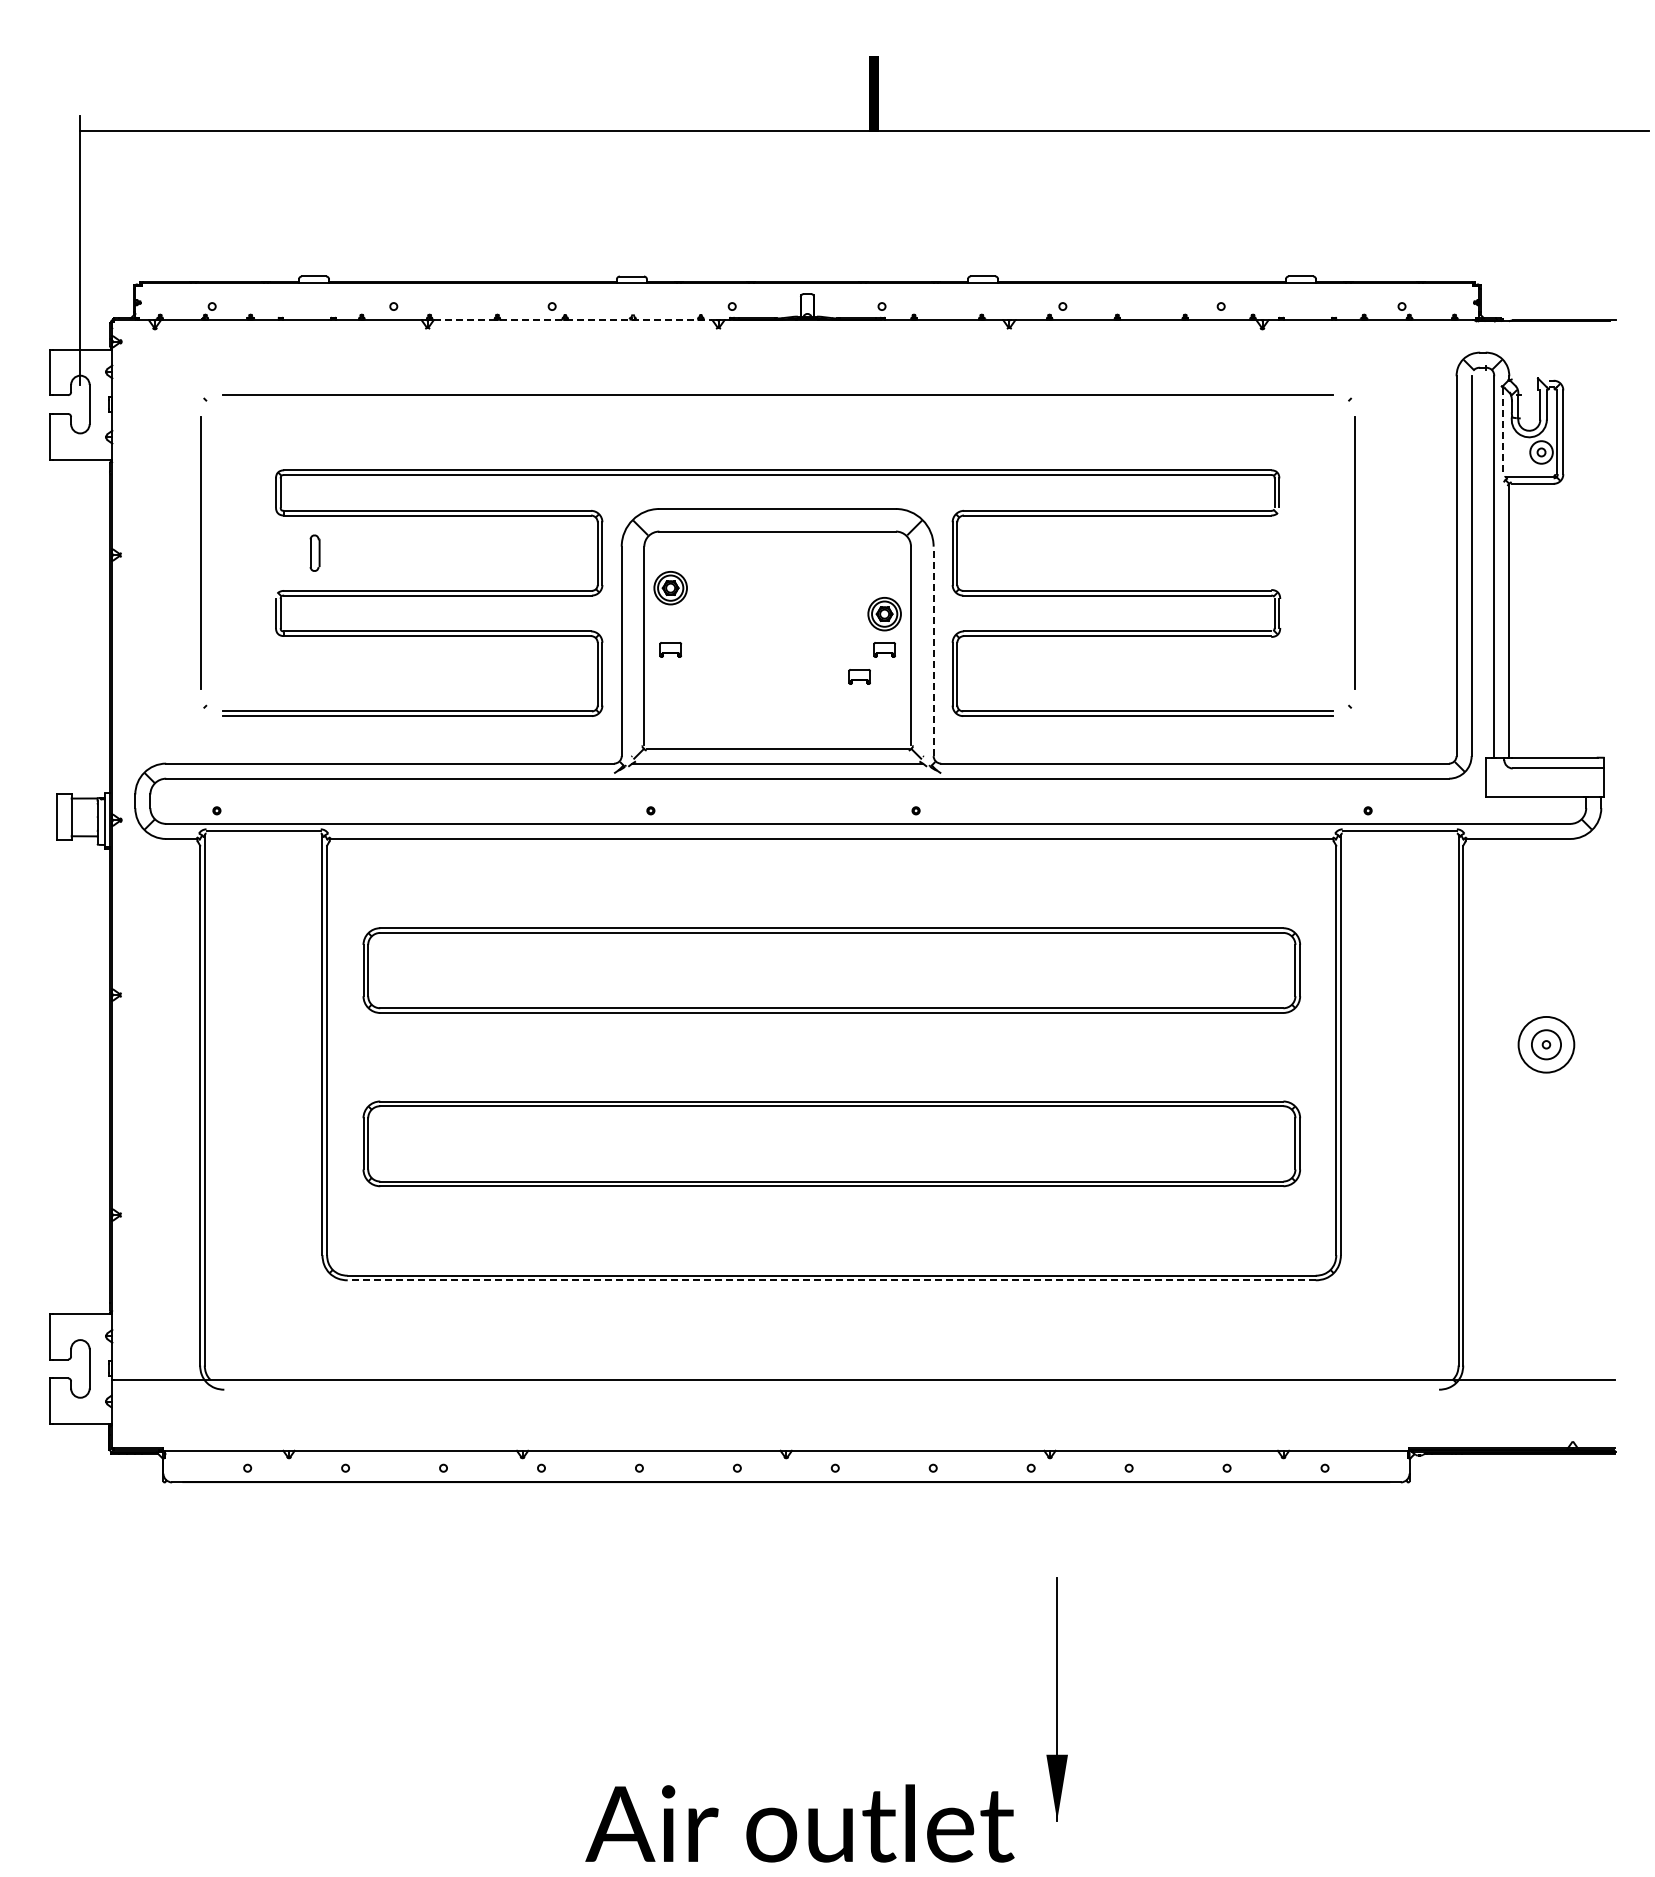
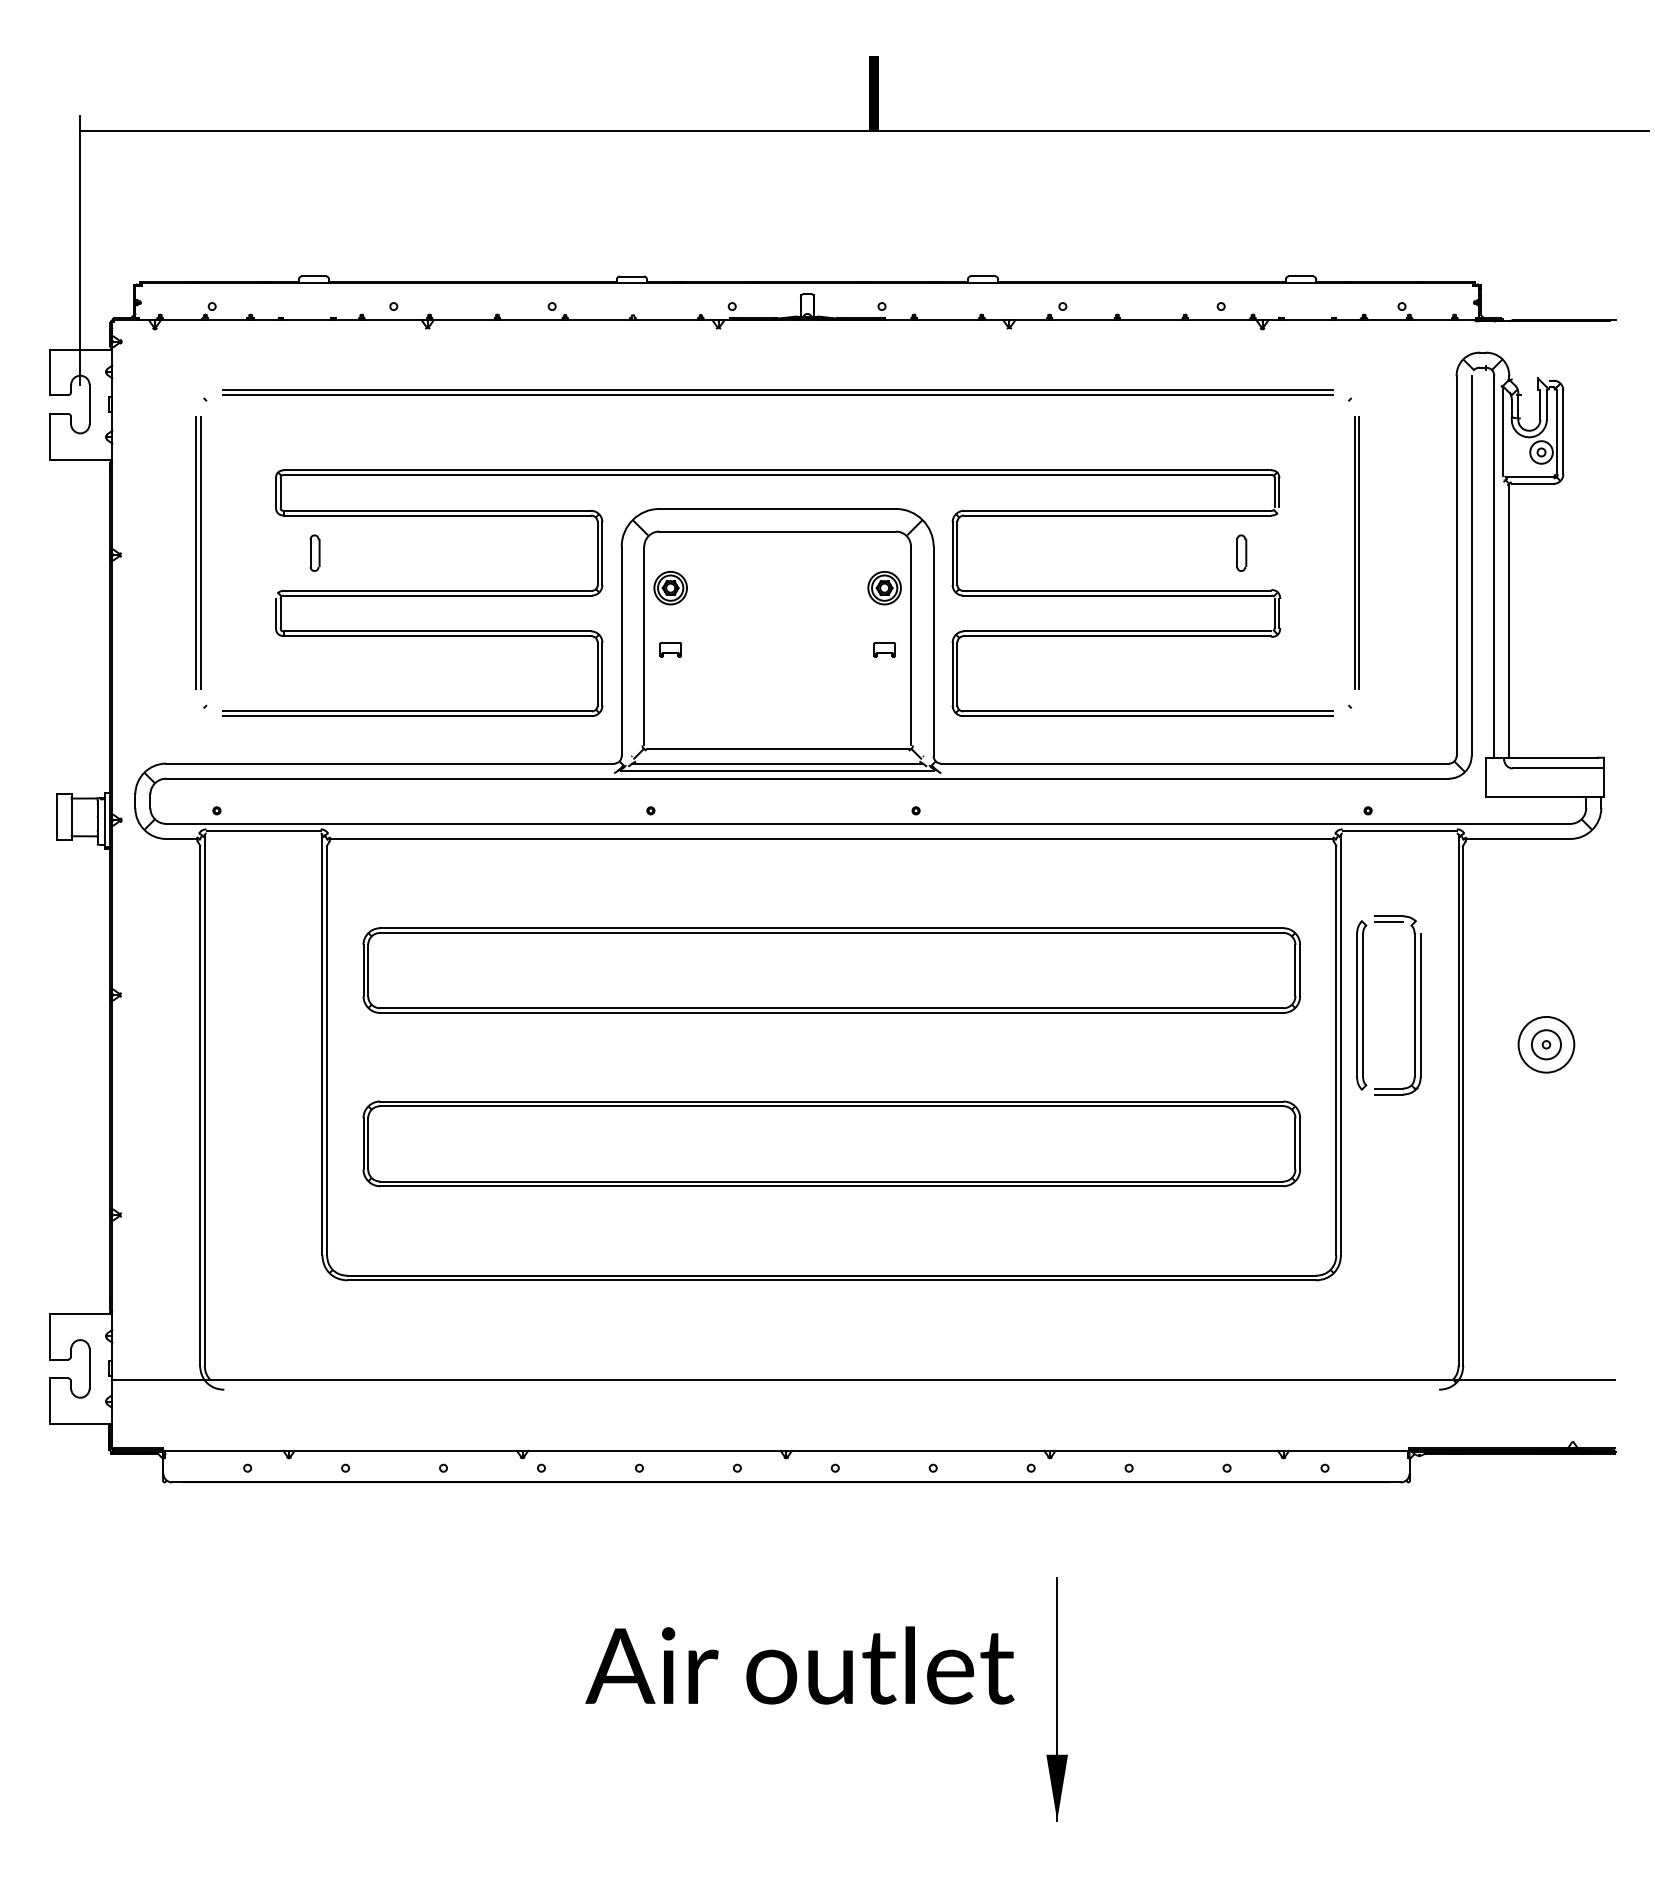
line: dashed -> solid (573, 319)
line: none -> present (777, 390)
line: dashed -> solid (1502, 432)
part: none -> present (1241, 552)
line: none -> present (195, 553)
line: none -> present (1359, 553)
part position: (884, 614) -> (884, 588) (884, 588)
line: dashed -> solid (933, 651)
part: present -> none (859, 676)
line: none -> present (777, 771)
part: none -> present (1363, 1005)
line: dashed -> solid (831, 1280)
text position: (799, 1823) -> (799, 1665) (799, 1665)
